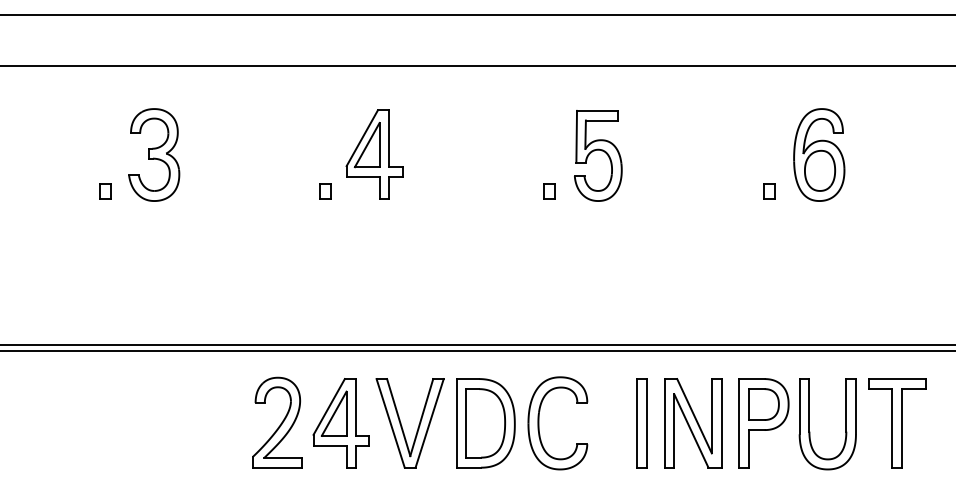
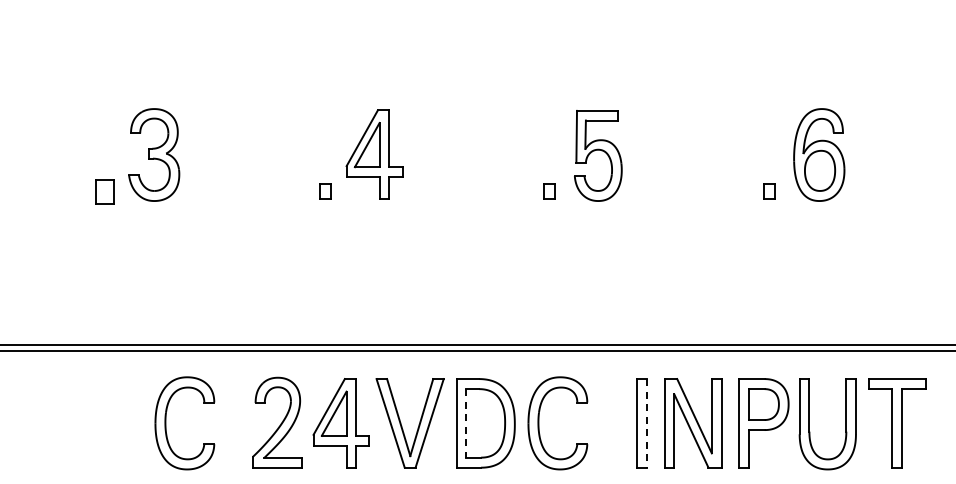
line: present -> none (477, 14)
line: present -> none (477, 66)
part size: 13x17 px -> 20x26 px (104, 191)
part: none -> present (166, 423)
line: solid -> dashed (466, 423)
line: solid -> dashed (646, 423)
